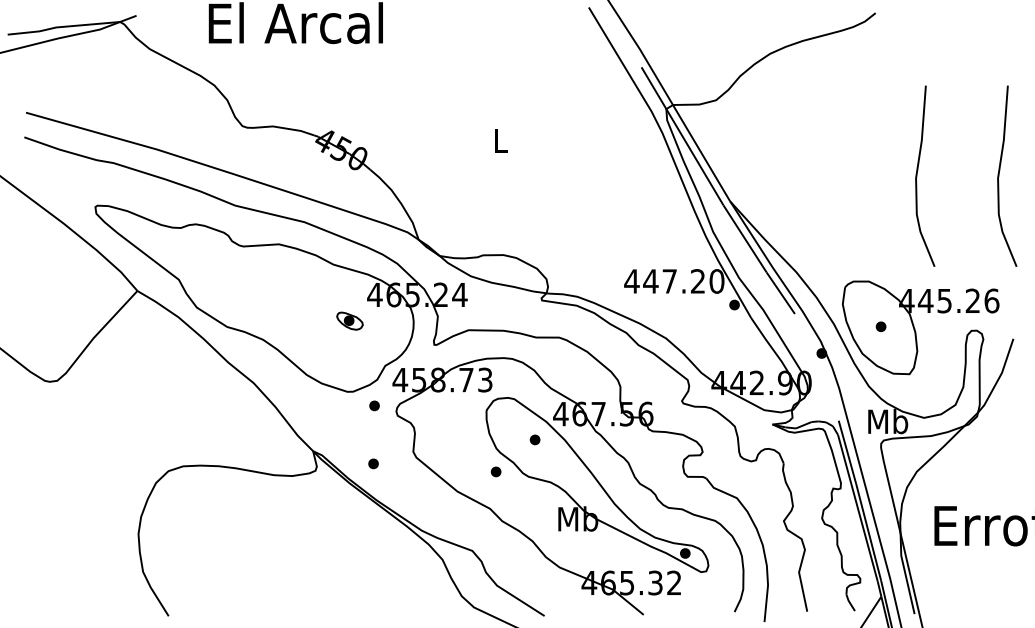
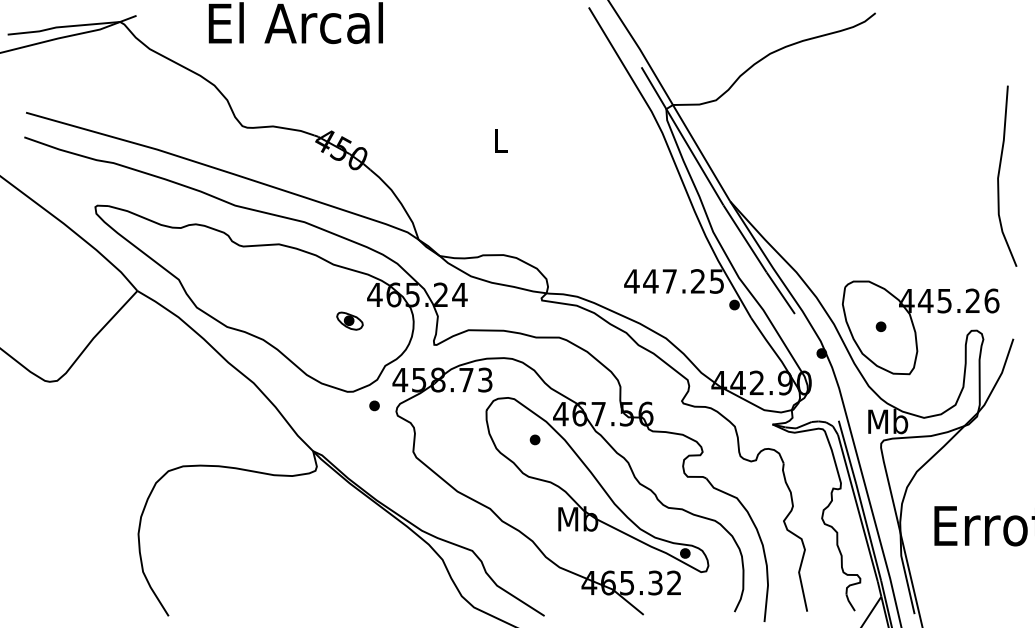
curve: present -> none (917, 175)
text: 447.20 -> 447.25 (716, 281)
part: present -> none (373, 463)
part: present -> none (495, 471)
